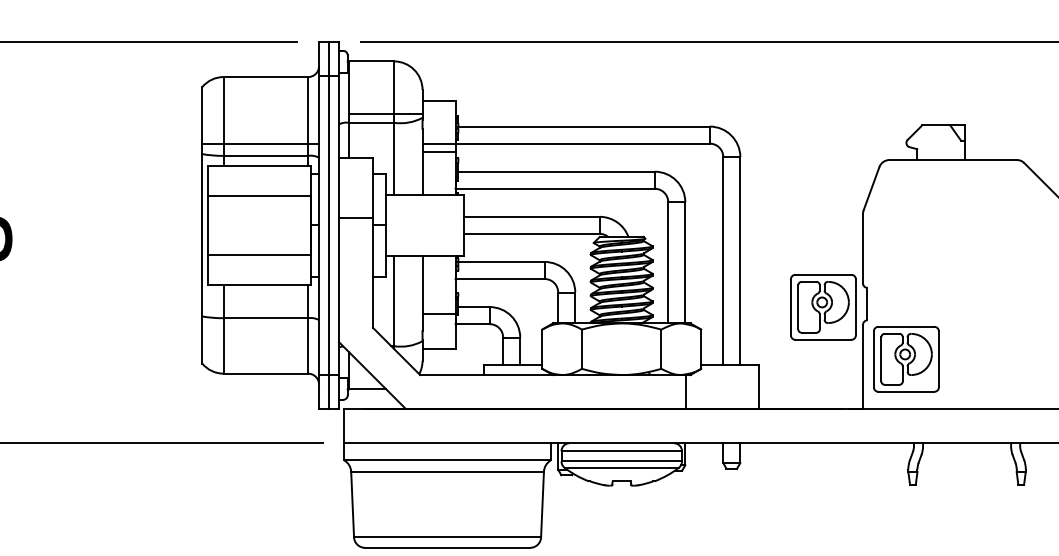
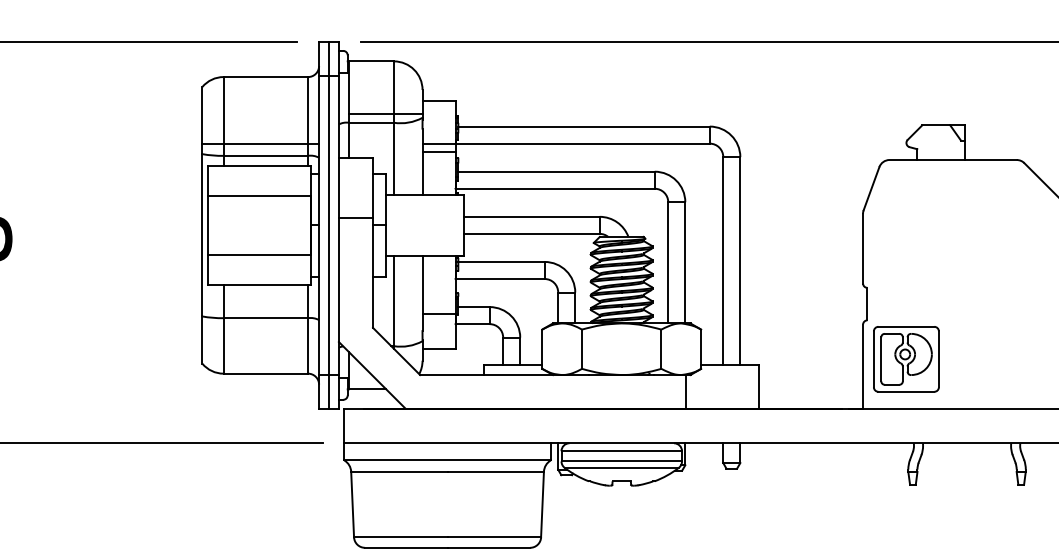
part: present -> none (823, 307)
